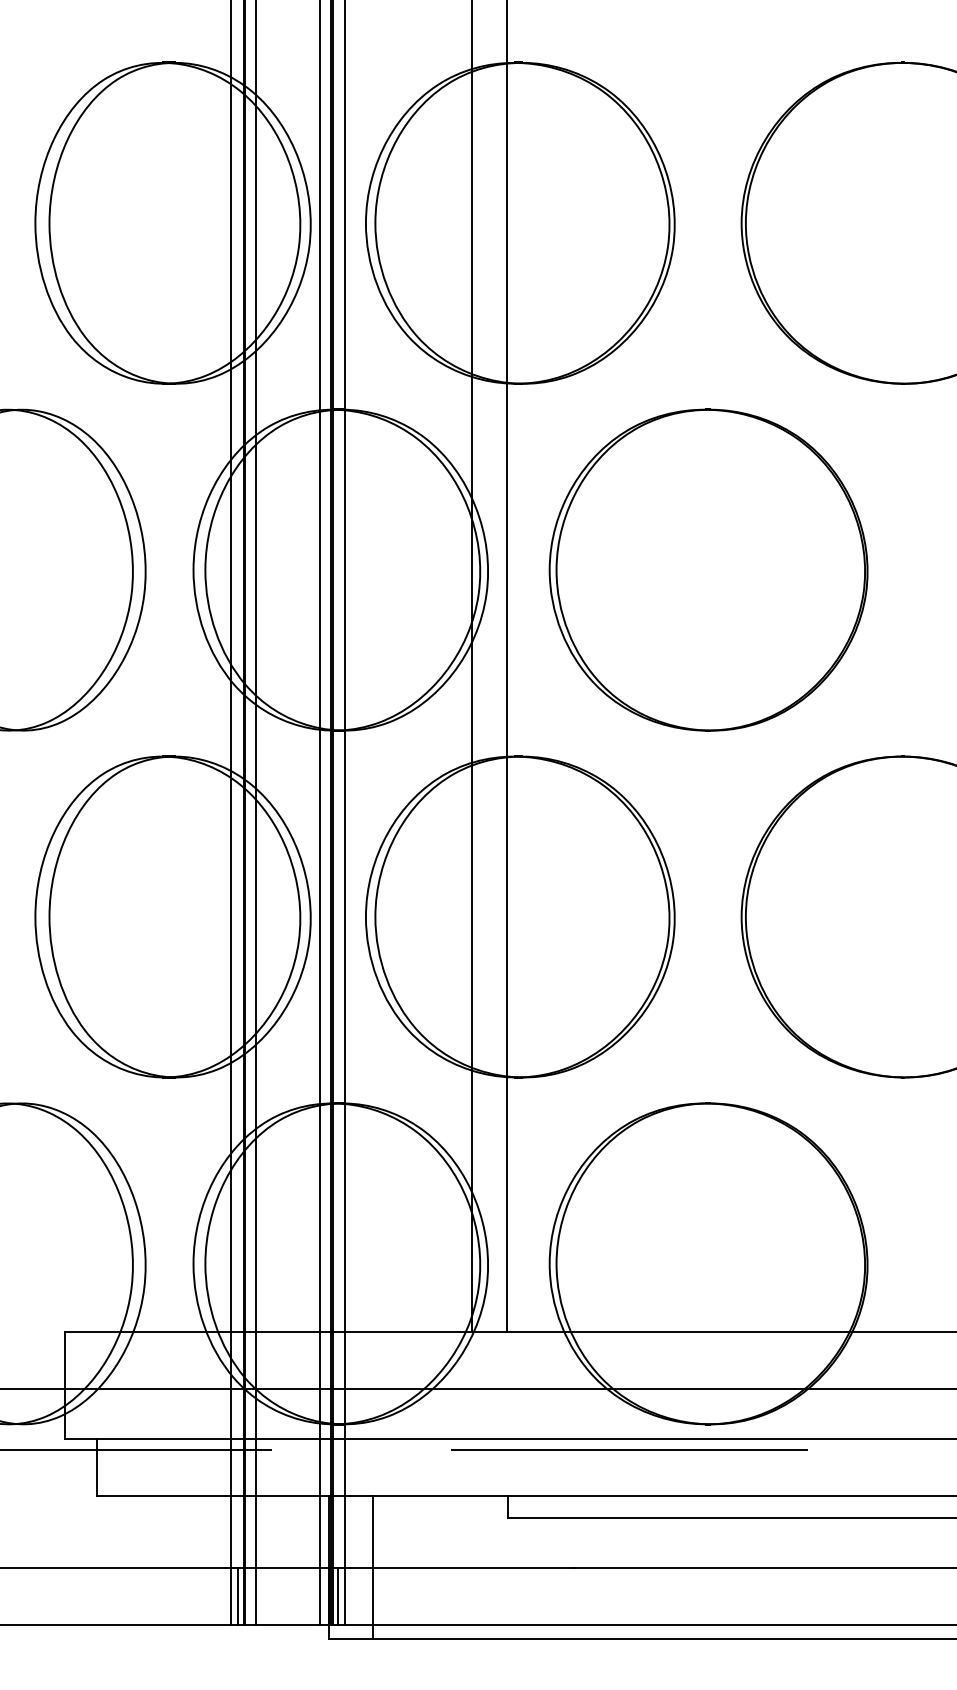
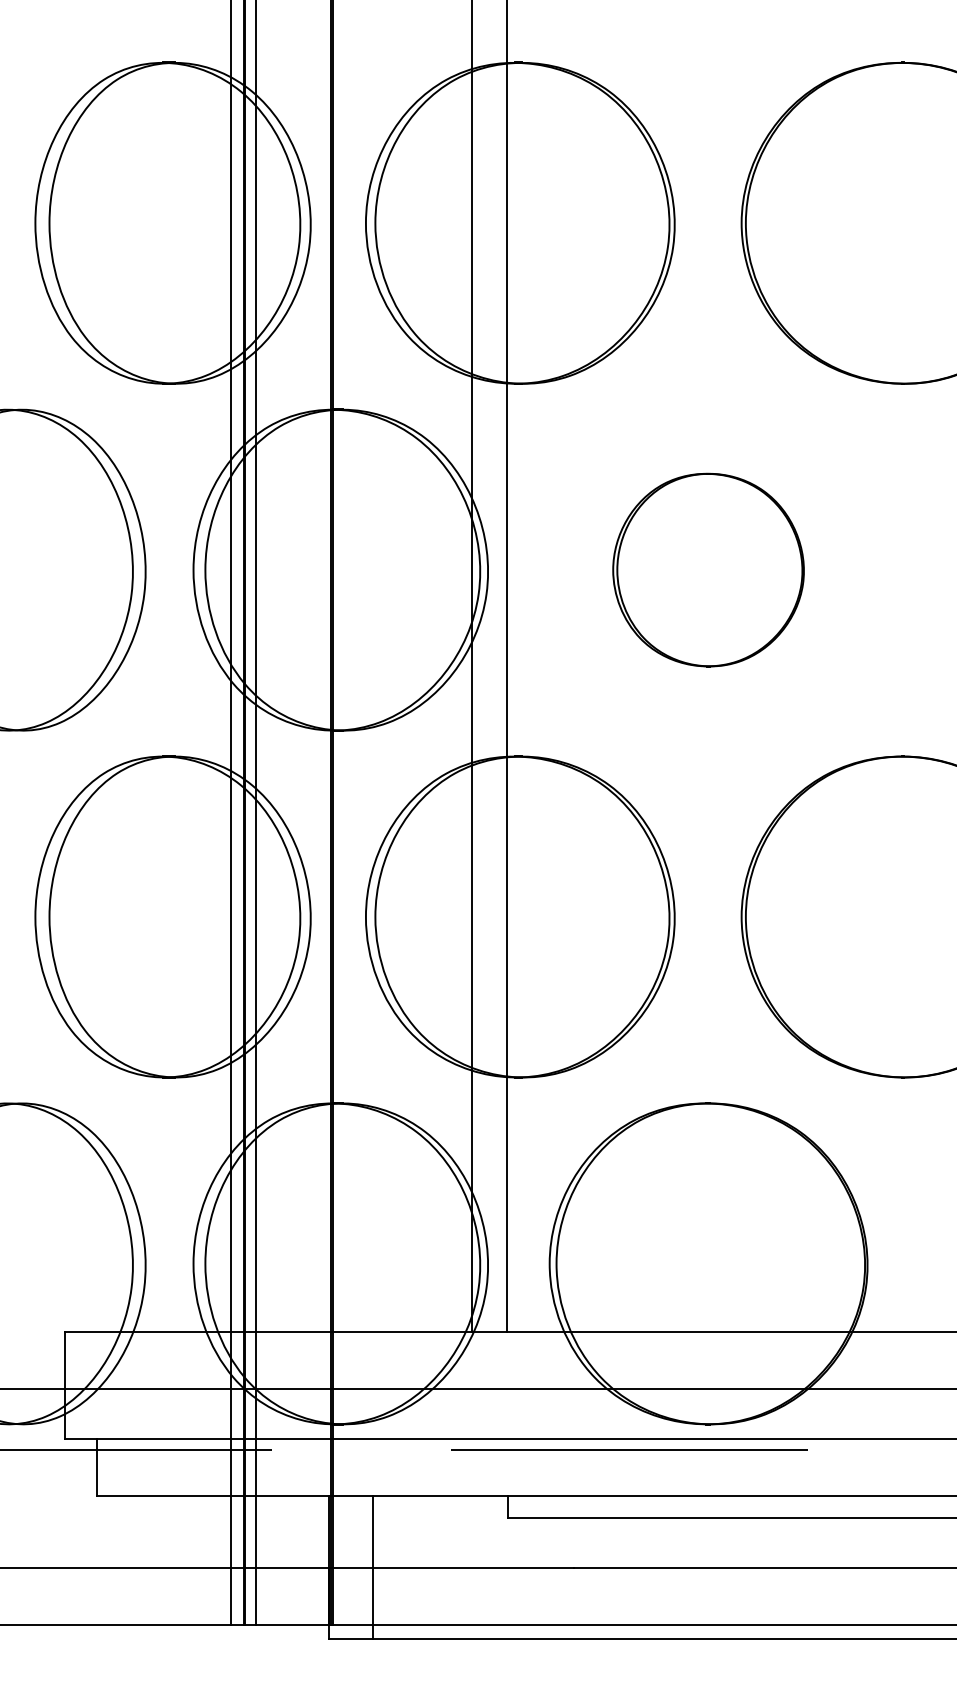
part size: 321x324 px -> 193x196 px (708, 569)
line: present -> none (320, 813)
line: present -> none (345, 813)
line: present -> none (238, 1596)
line: present -> none (338, 1596)
